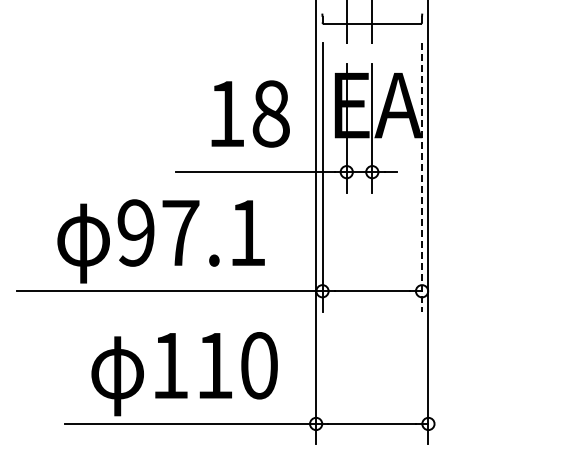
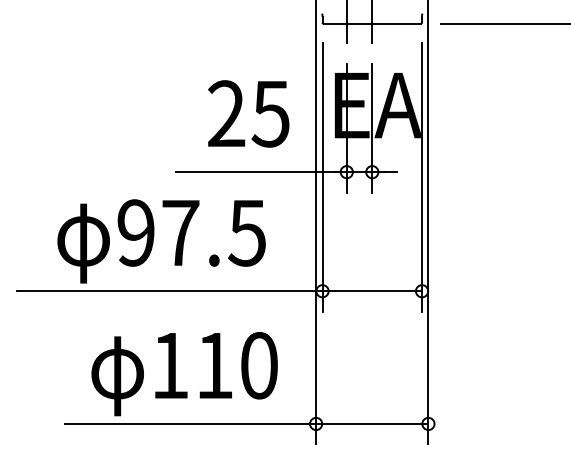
line: none -> present (504, 23)
text: 18 -> 25 (248, 113)
line: dashed -> solid (422, 177)
text: 97.1 -> 97.5 (246, 233)
